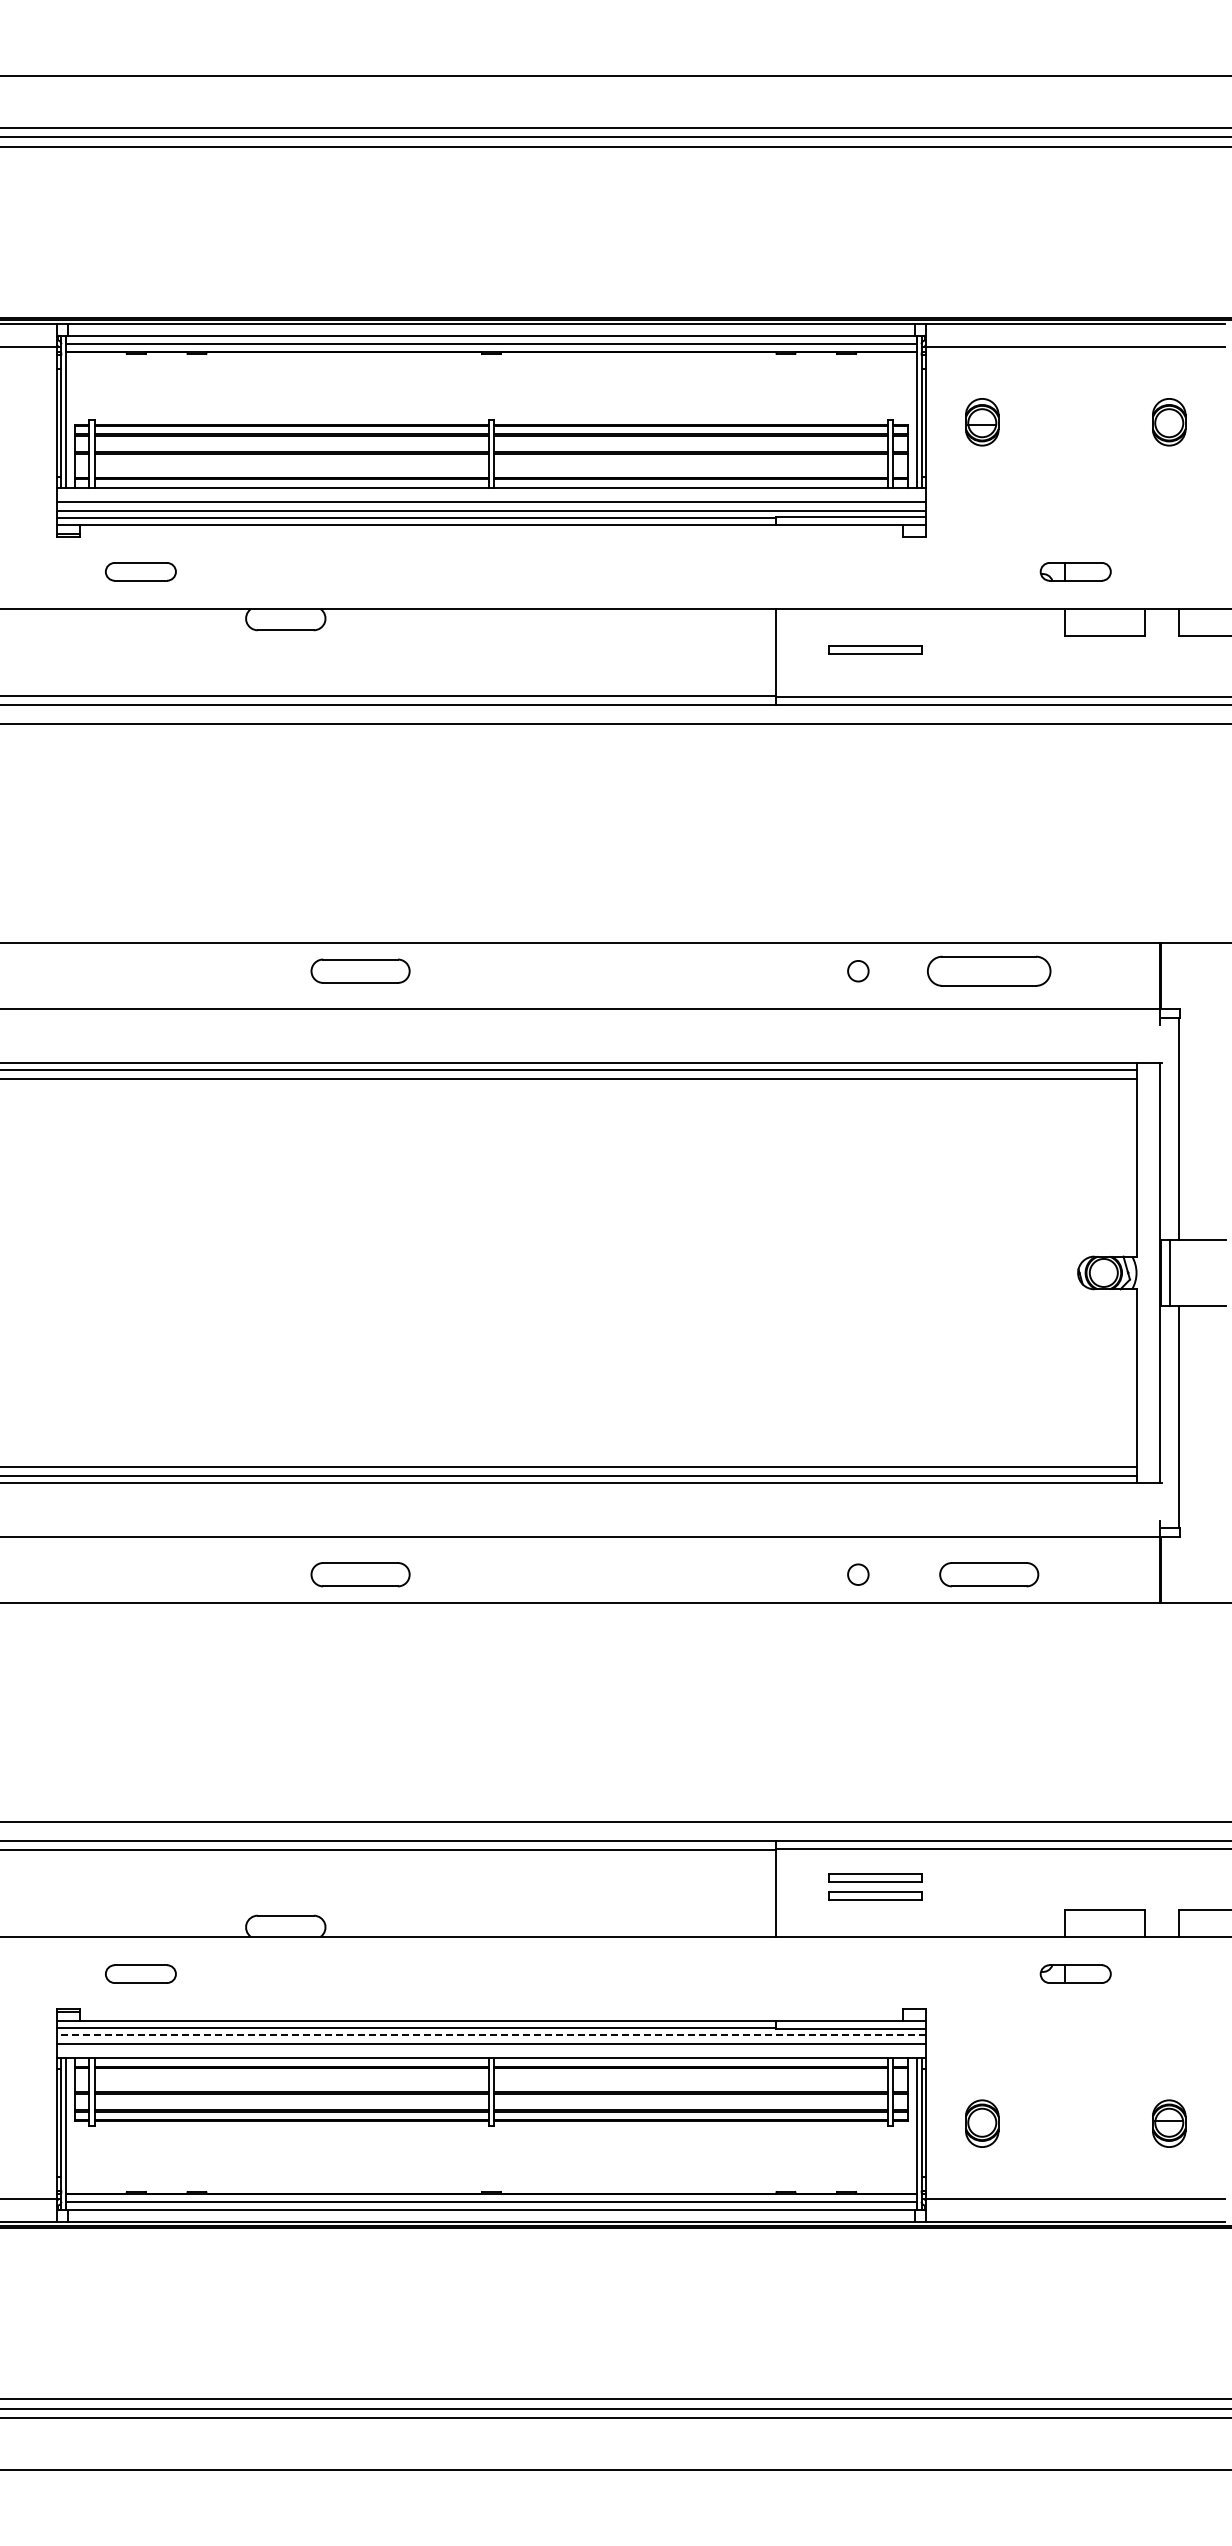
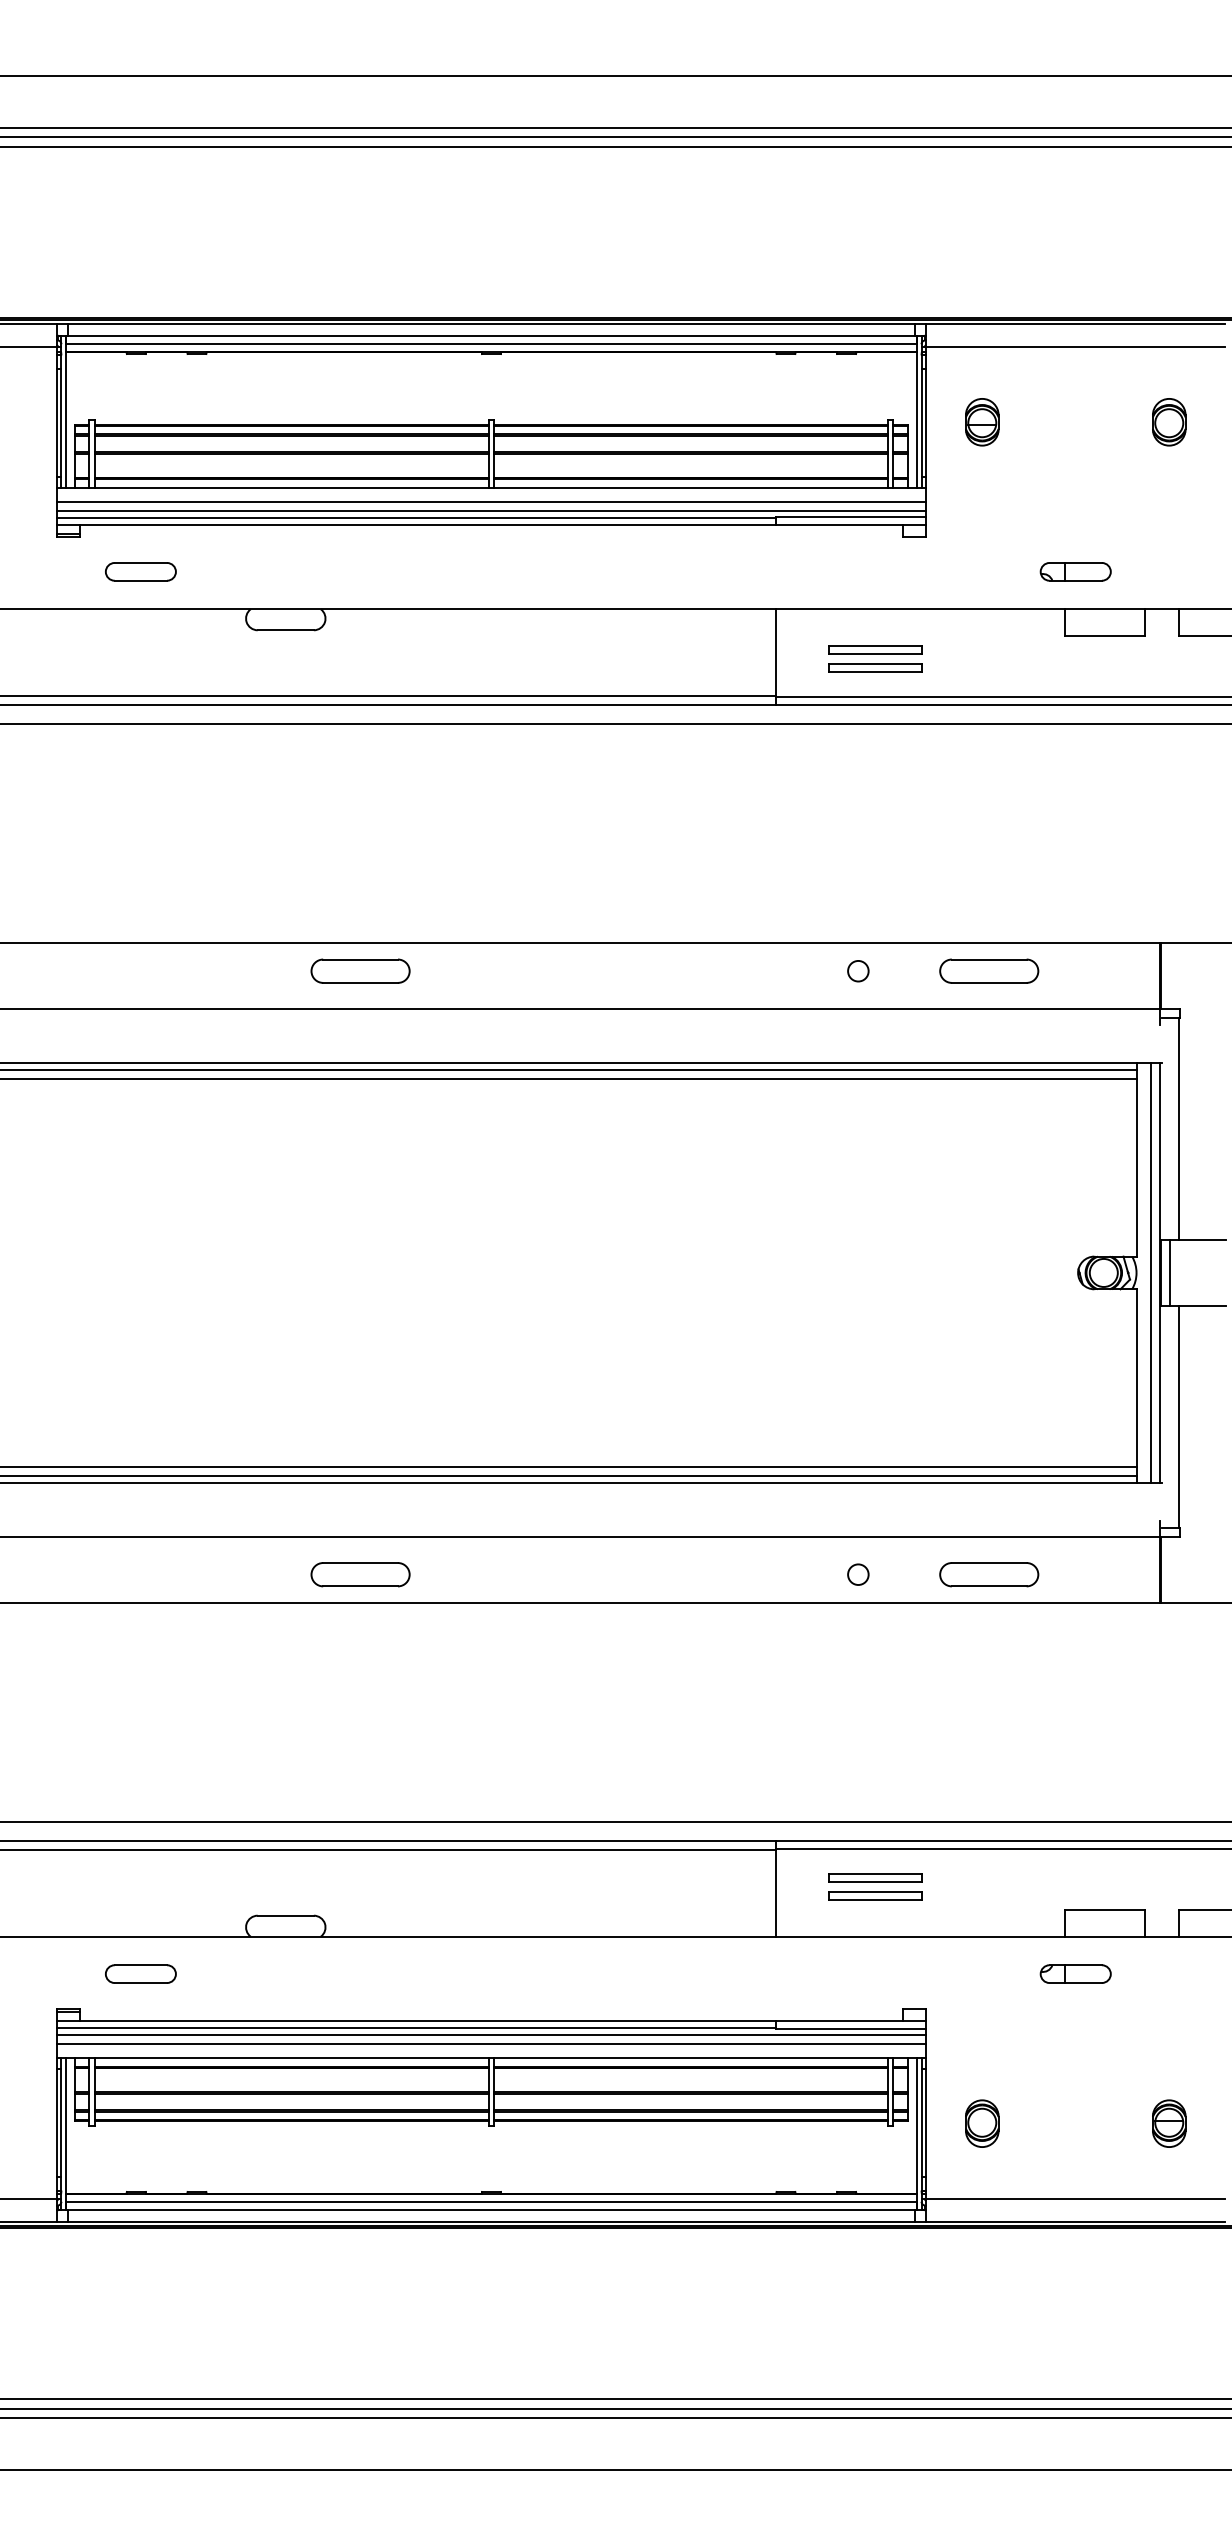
part: none -> present (875, 667)
part size: 125x32 px -> 101x26 px (989, 970)
line: none -> present (1150, 1272)
line: dashed -> solid (491, 2034)
